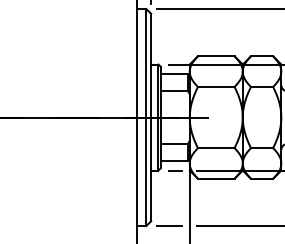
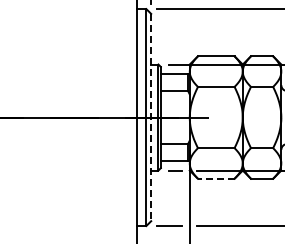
line: solid -> dashed (151, 117)
line: solid -> dashed (215, 178)
